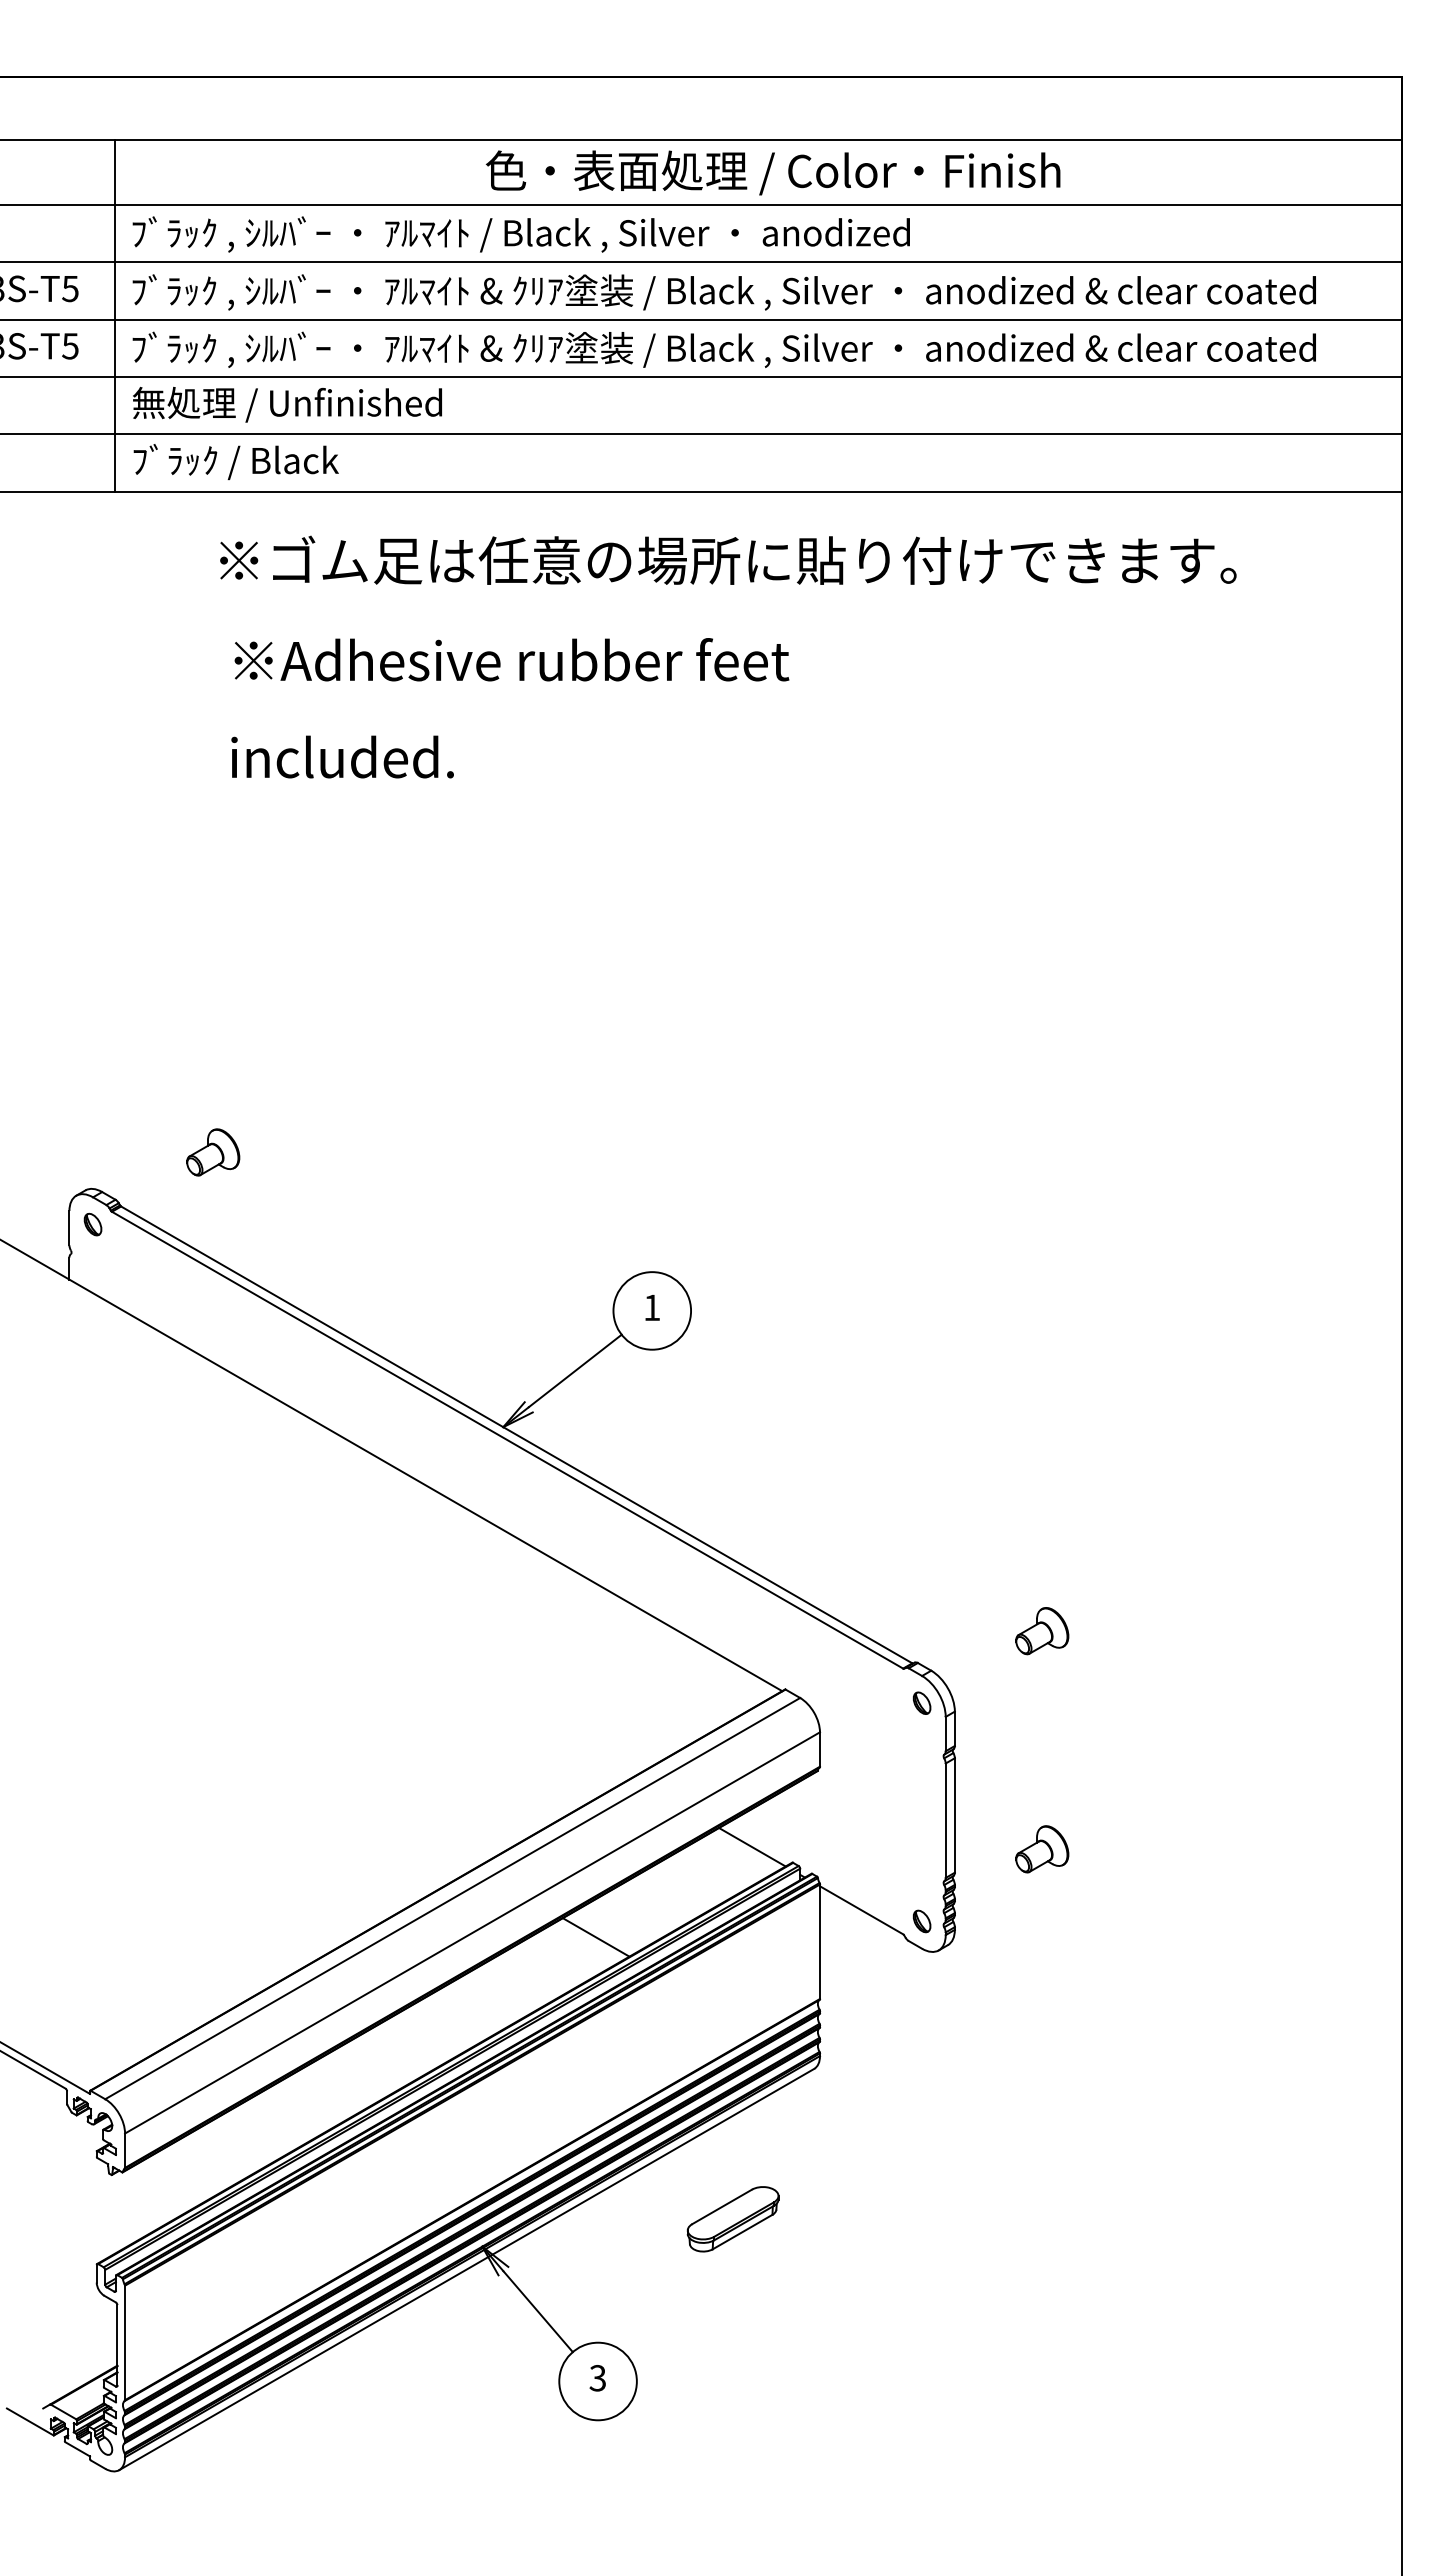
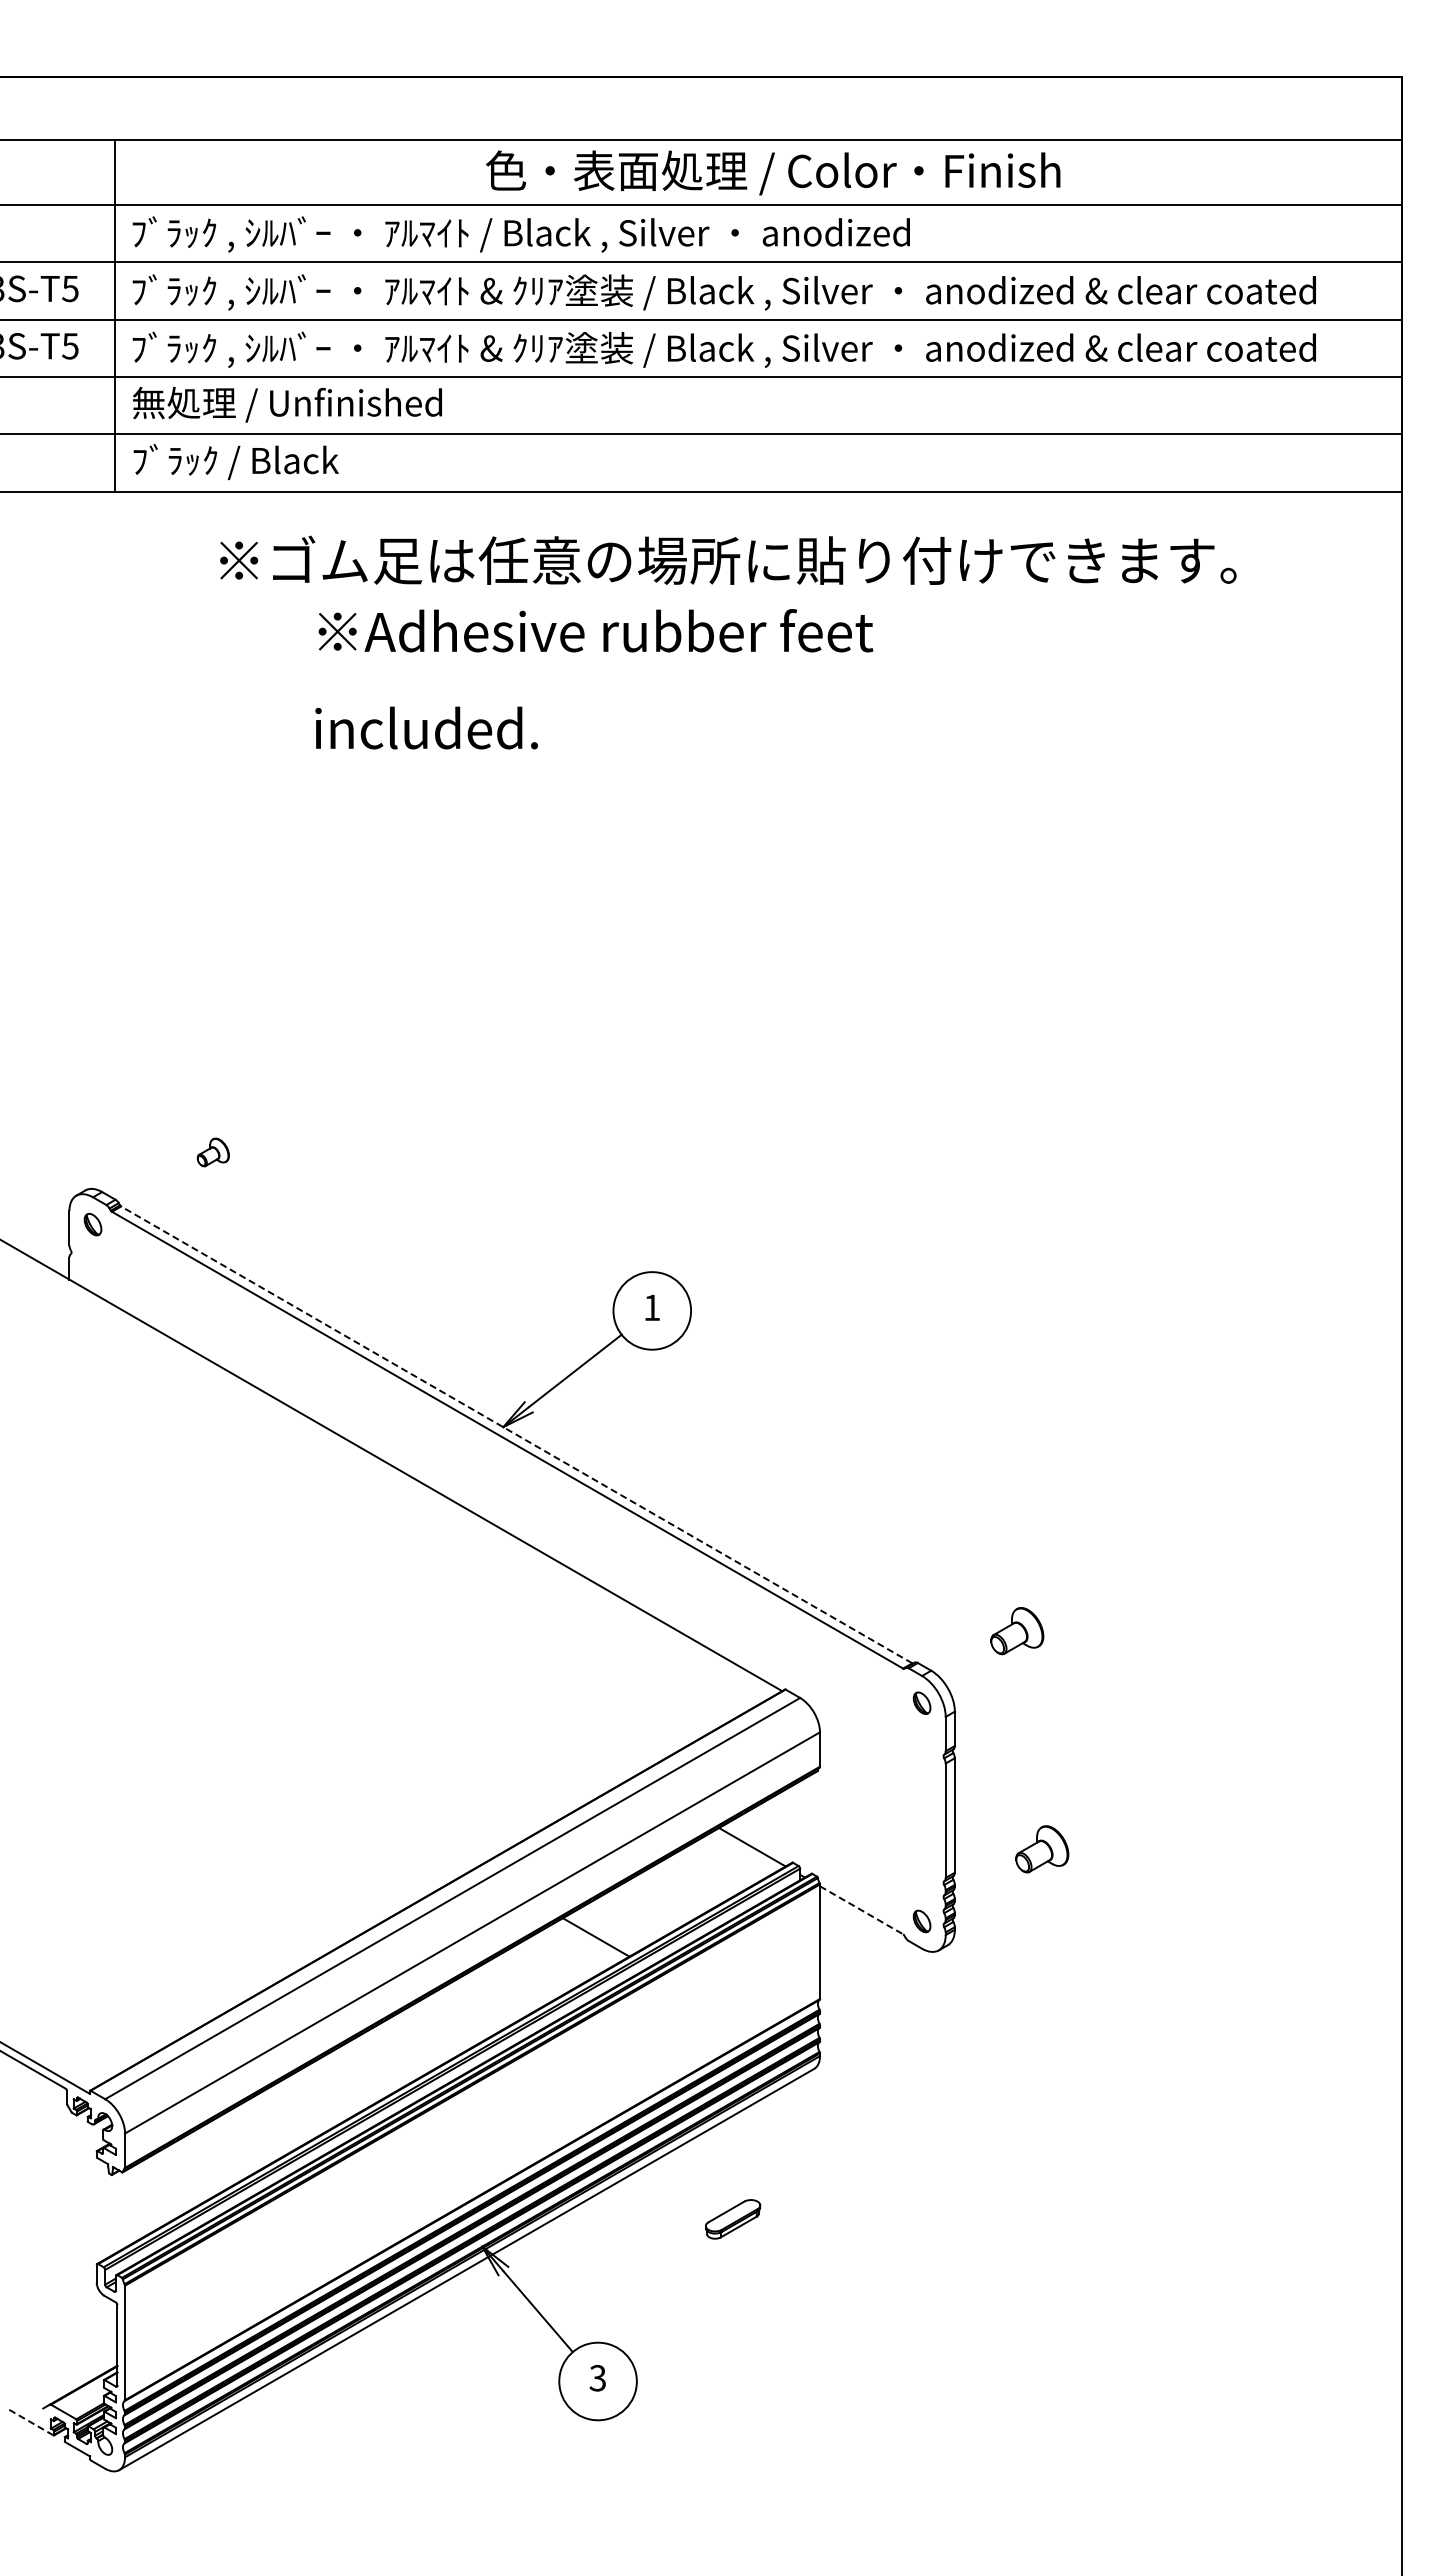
text position: (510, 708) -> (594, 679) (594, 679)
part size: 55x49 px -> 34x31 px (212, 1152)
line: solid -> dashed (516, 1434)
part position: (1042, 1631) -> (1017, 1631) (1017, 1631)
line: solid -> dashed (862, 1910)
part size: 94x67 px -> 57x41 px (733, 2219)
line: solid -> dashed (30, 2421)
